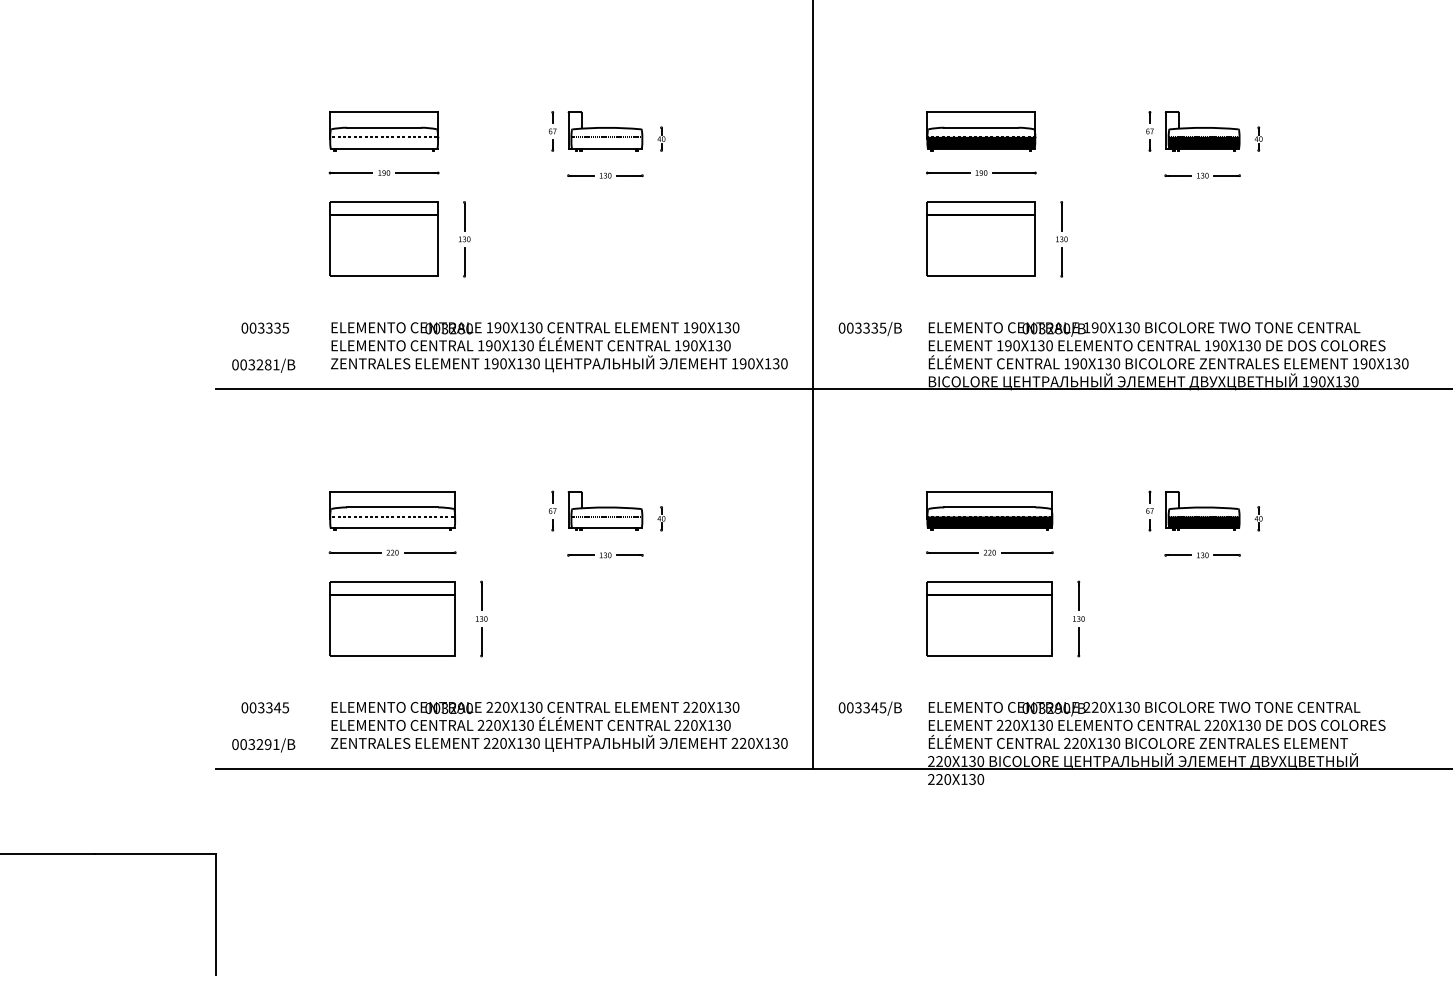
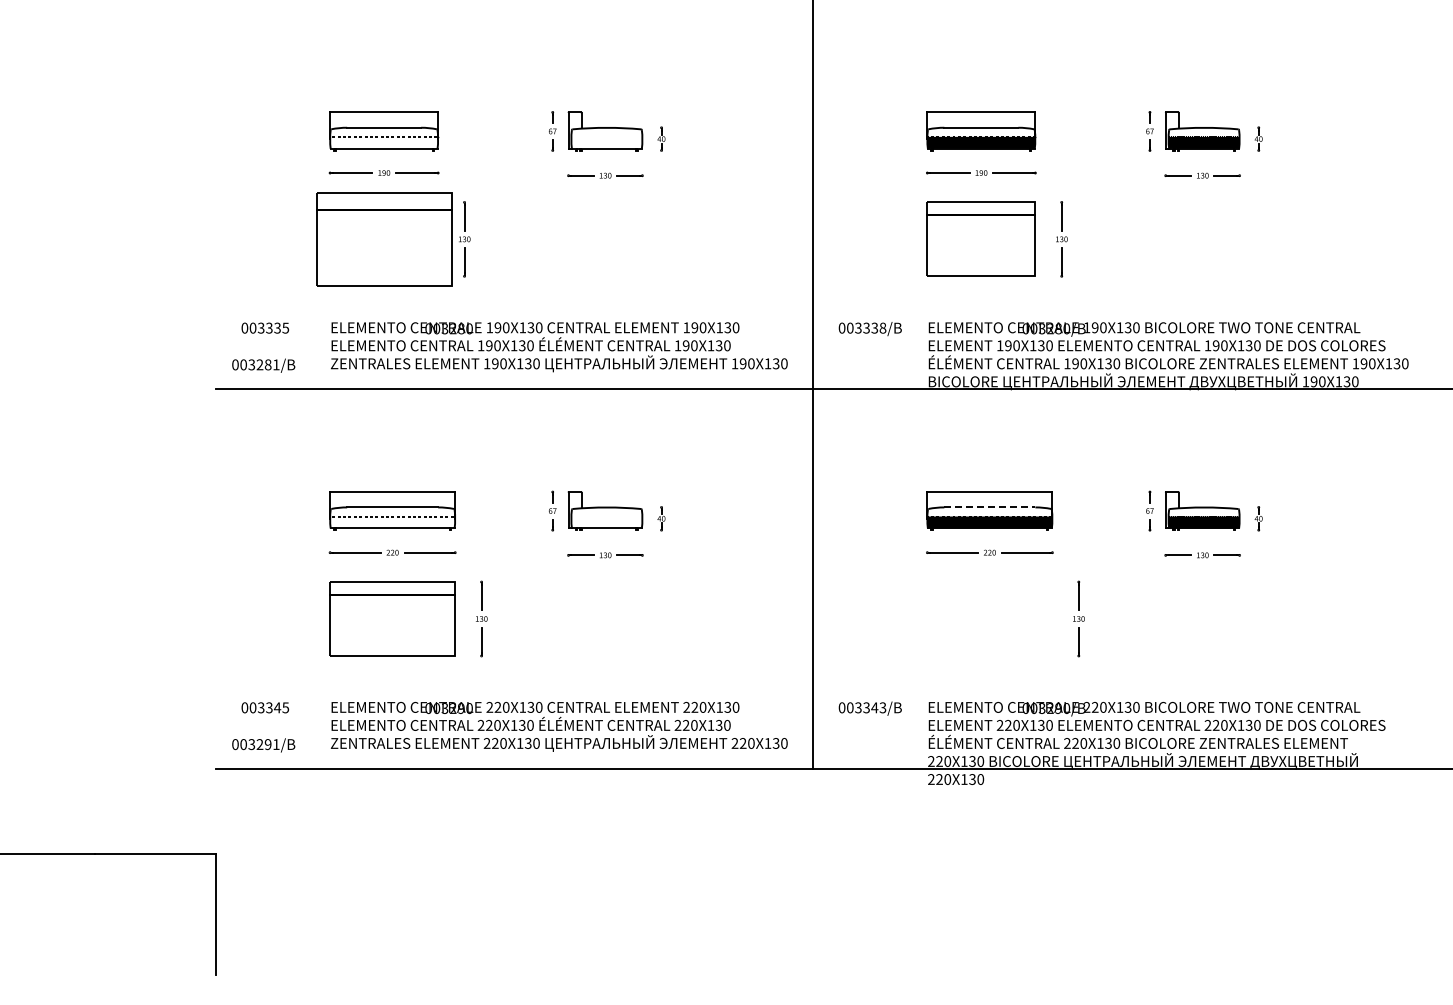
line: present -> none (606, 136)
part size: 110x76 px -> 137x95 px (384, 239)
text: 003335/B -> 003338/B (882, 327)
line: solid -> dashed (989, 507)
line: present -> none (606, 516)
part: present -> none (989, 618)
text: 003345/B -> 003343/B (883, 707)
